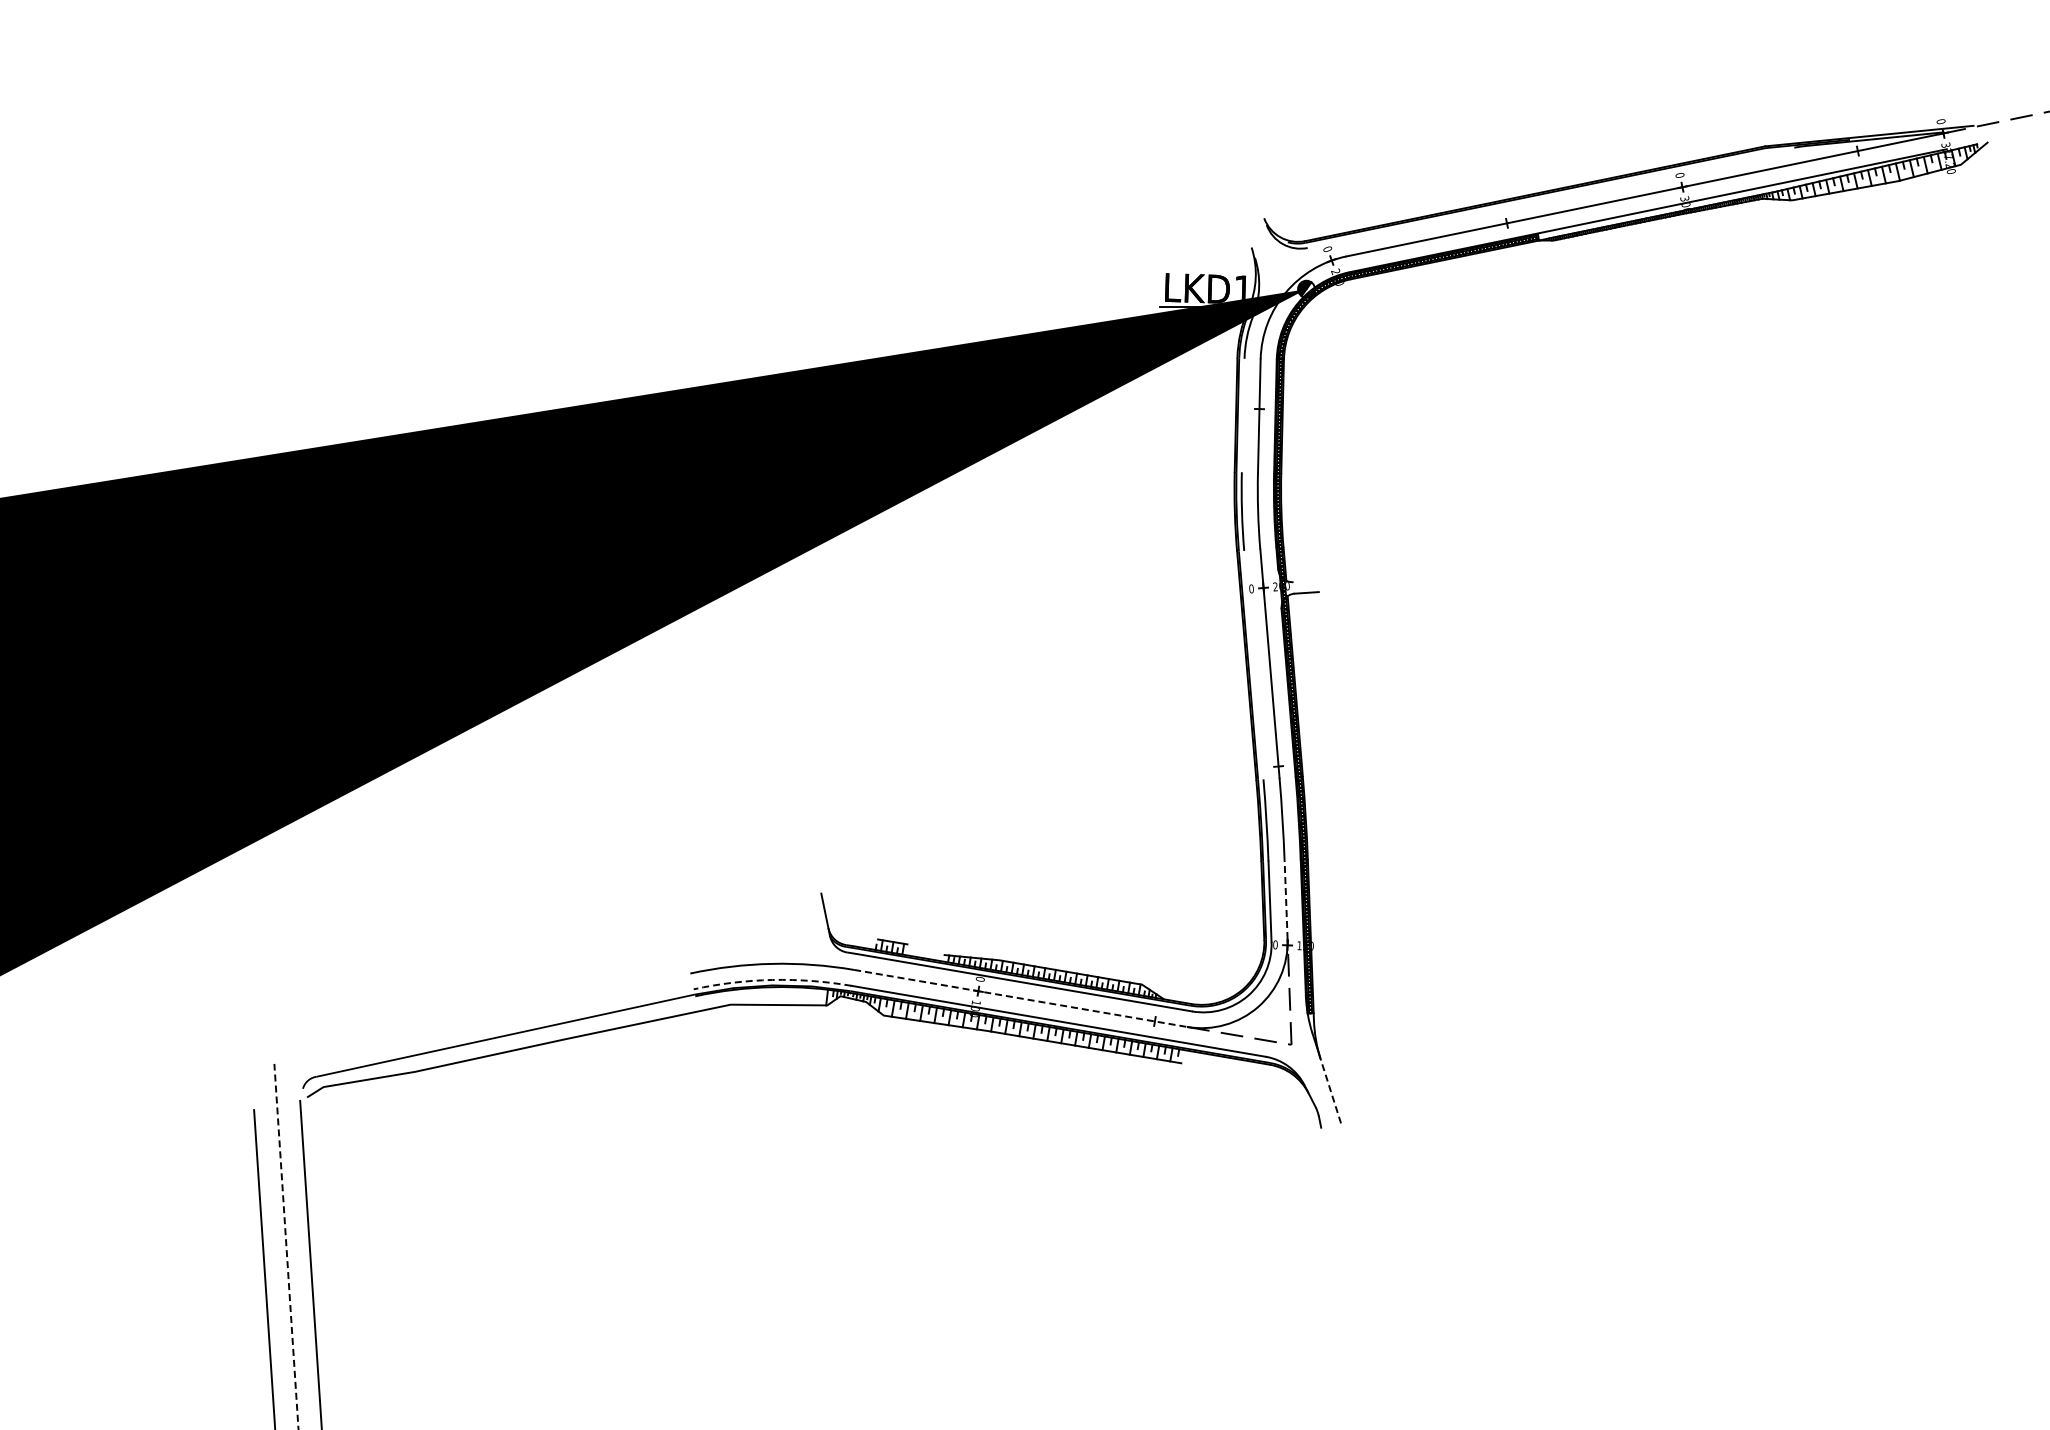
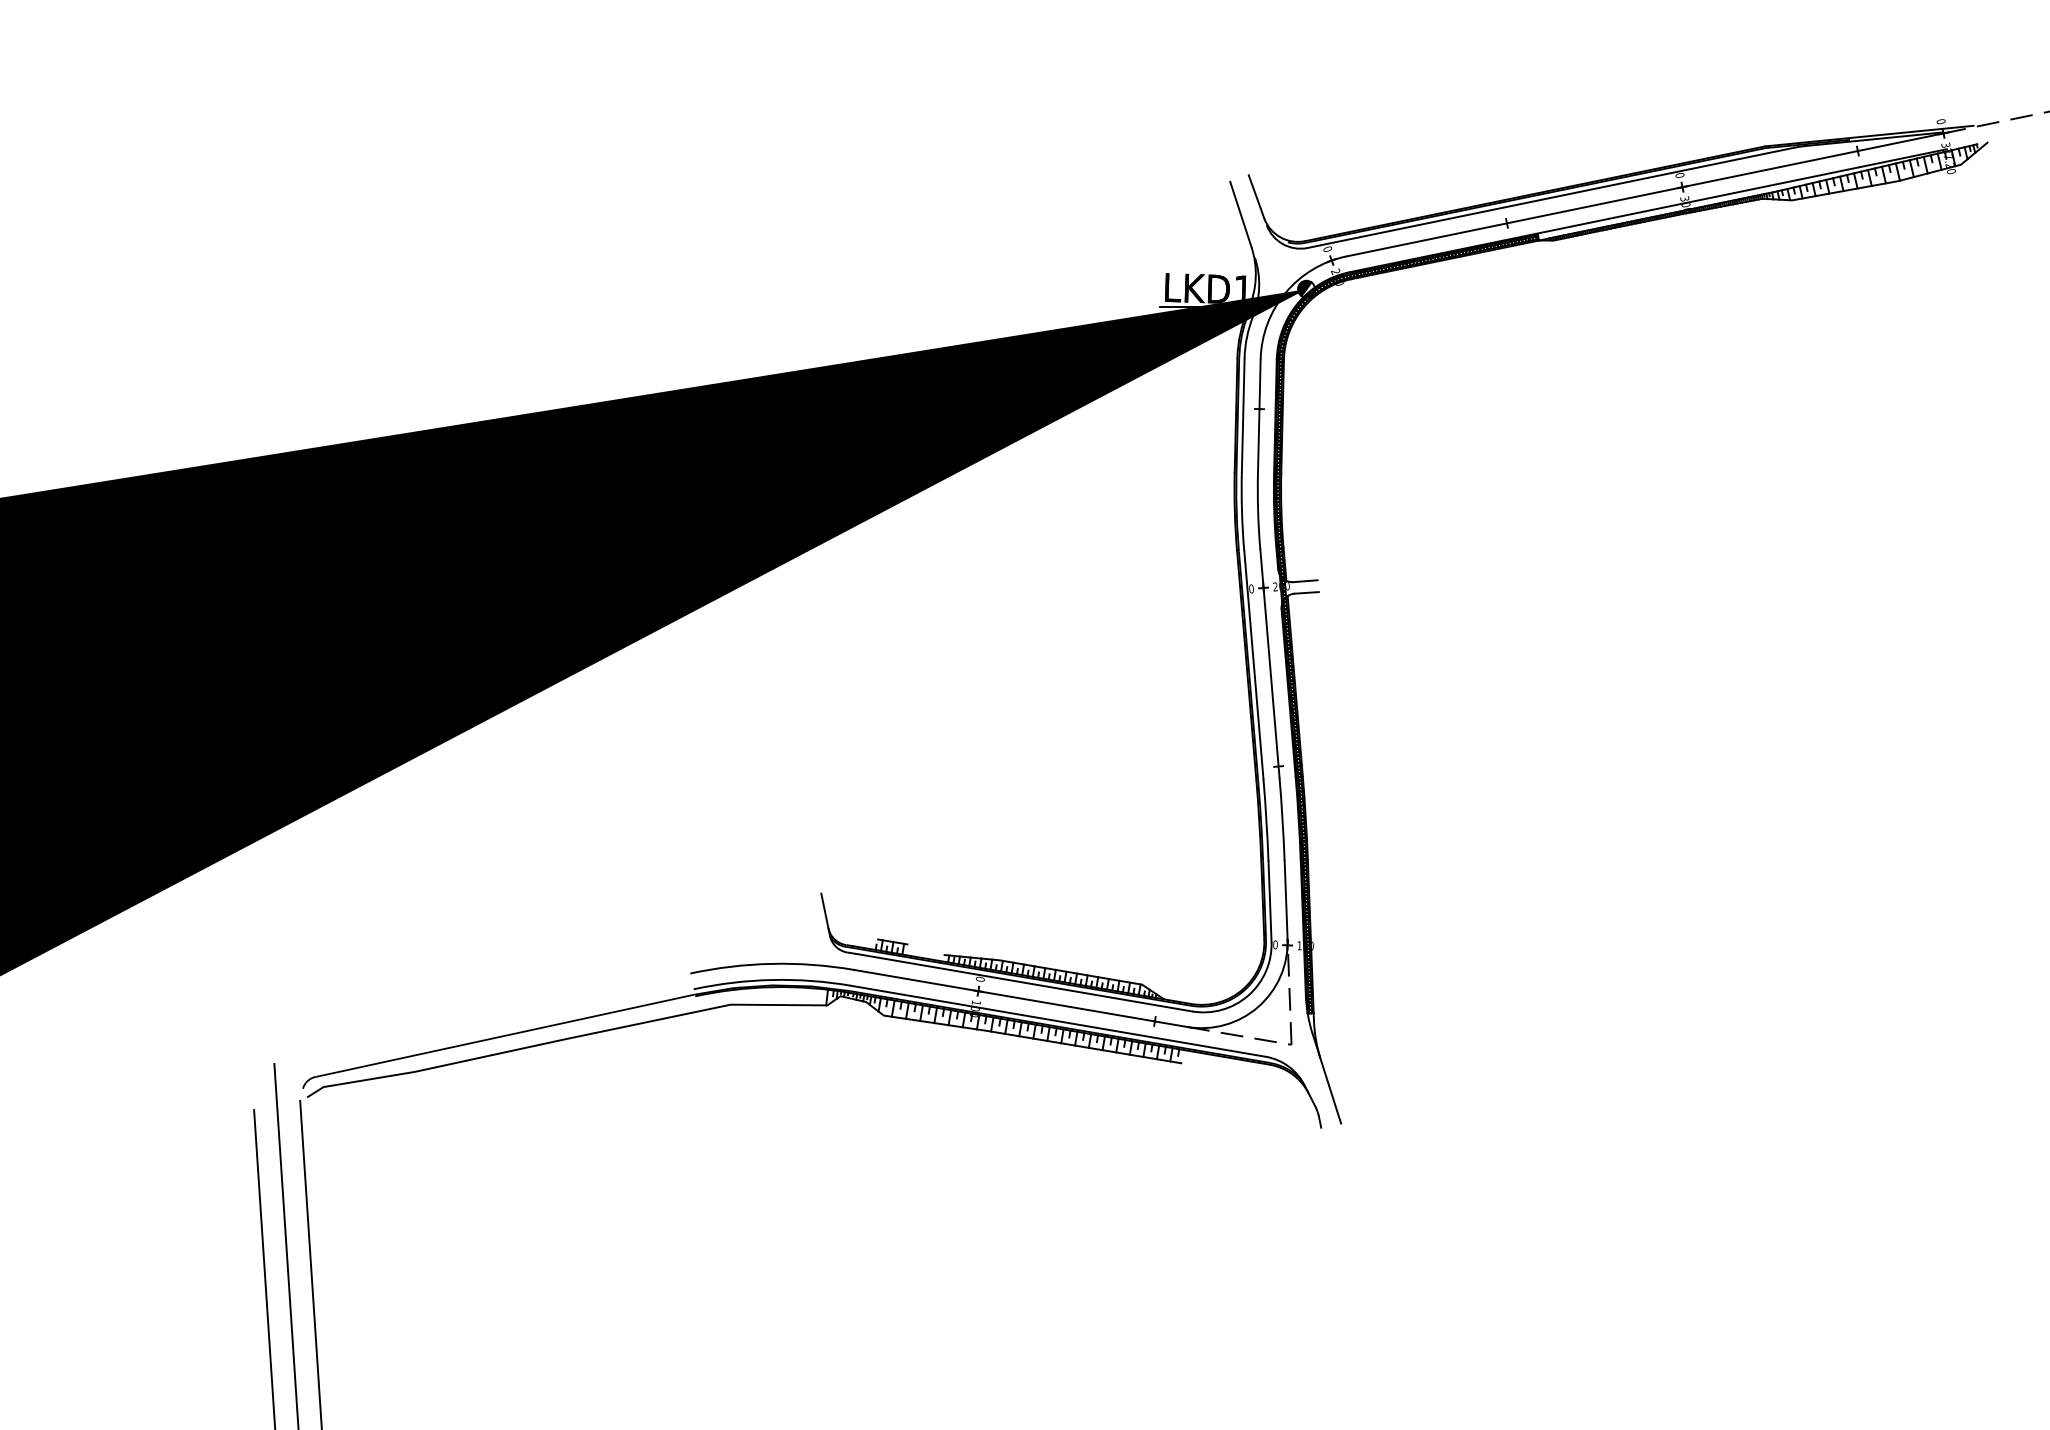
line: none -> present (1256, 196)
line: none -> present (1550, 197)
line: none -> present (1240, 214)
line: none -> present (1242, 415)
line: none -> present (1305, 581)
line: none -> present (1253, 664)
line: dashed -> solid (1286, 899)
arc: dashed -> solid (772, 979)
line: dashed -> solid (1020, 998)
line: dashed -> solid (1330, 1088)
line: dashed -> solid (286, 1246)
